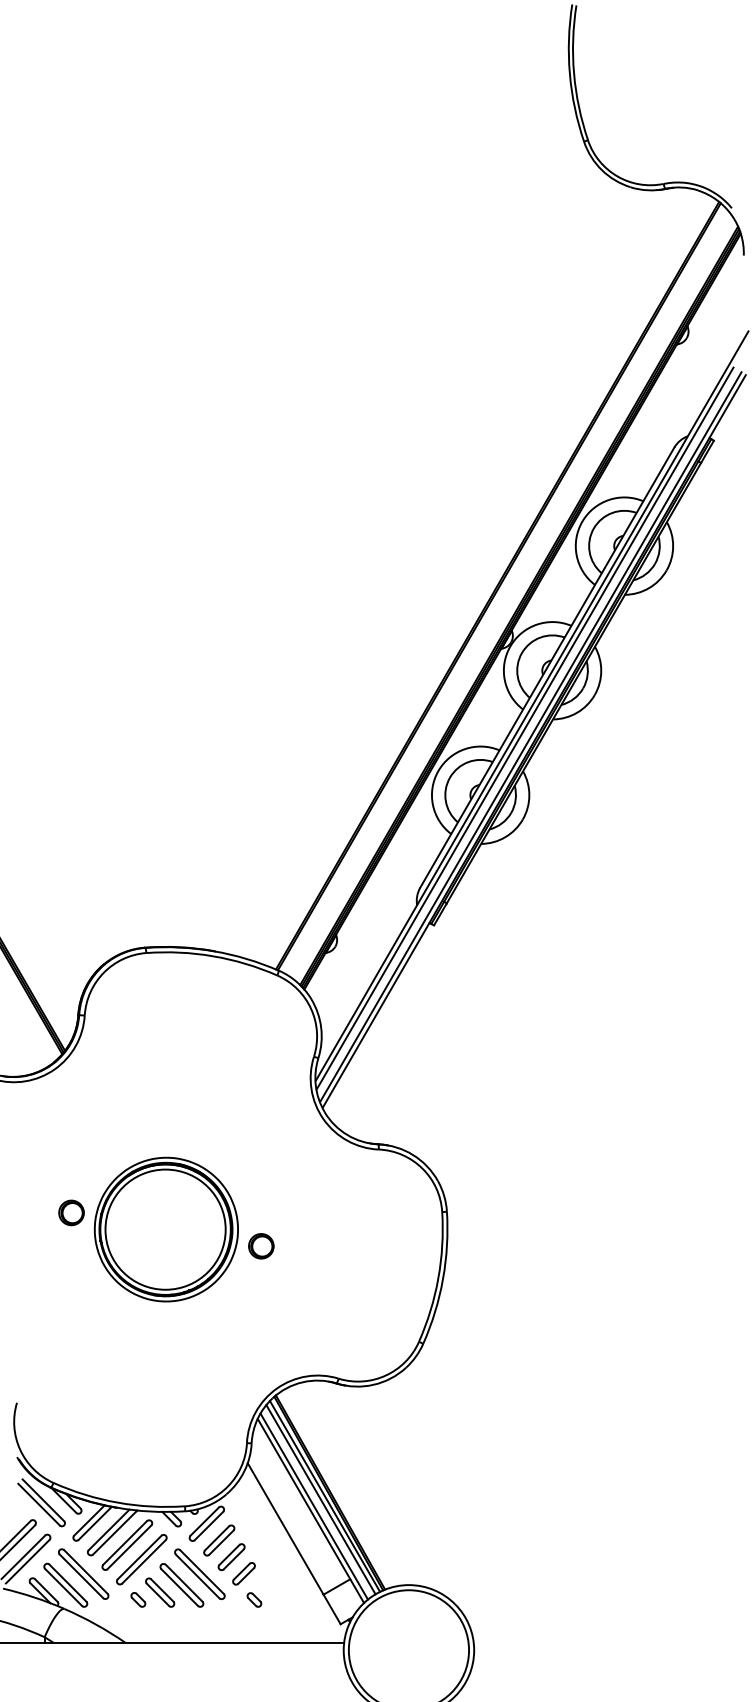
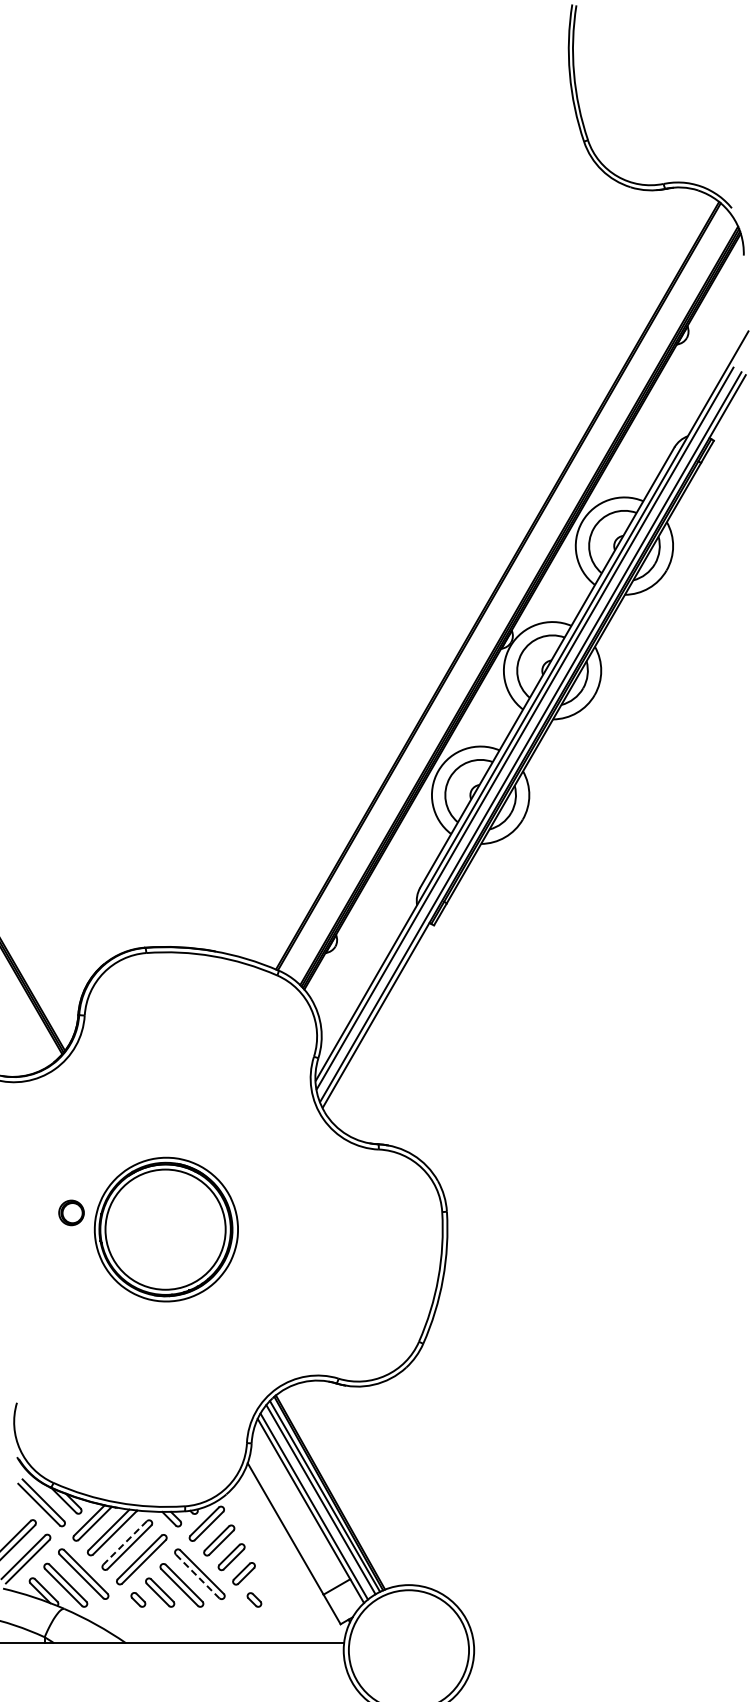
part: present -> none (261, 1246)
line: solid -> dashed (125, 1542)
line: solid -> dashed (197, 1576)
